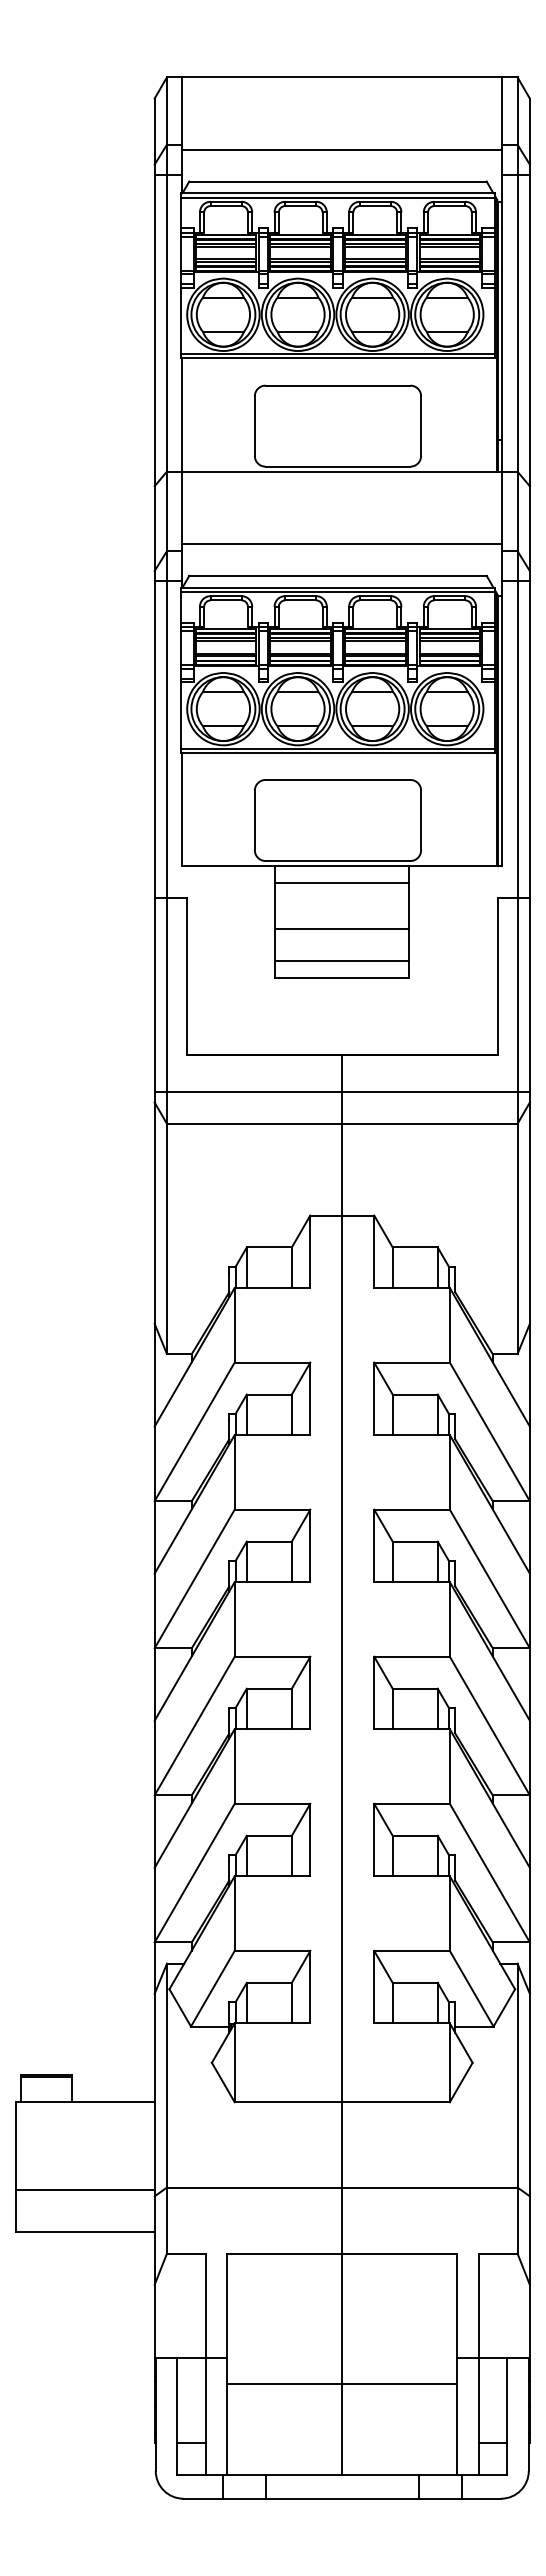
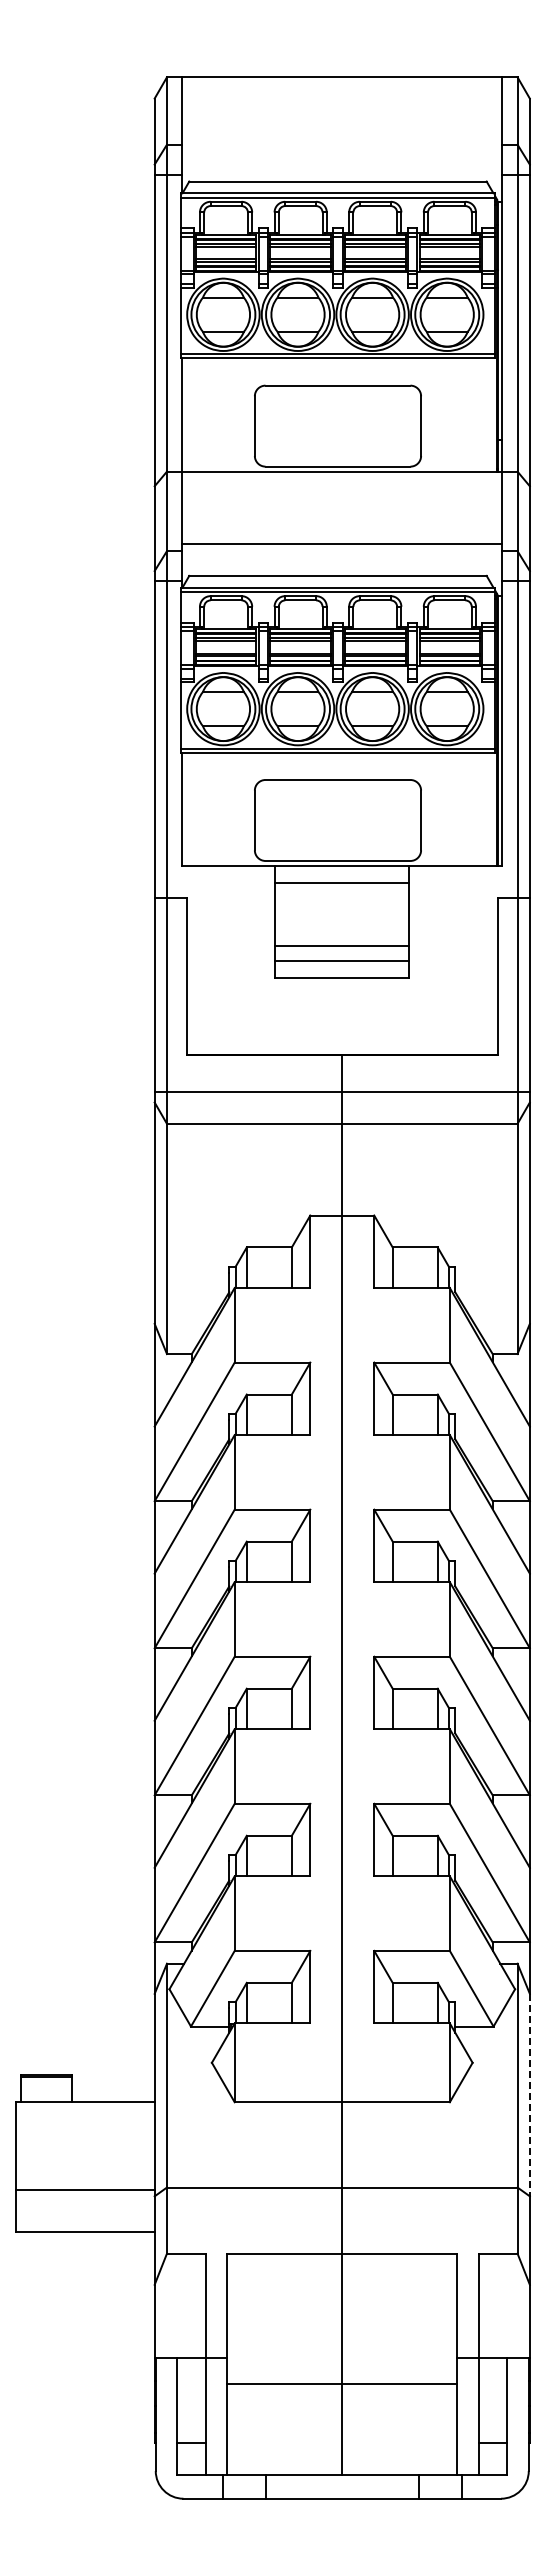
line: present -> none (342, 149)
line position: (342, 928) -> (342, 945) (342, 945)
line: solid -> dashed (529, 2095)
